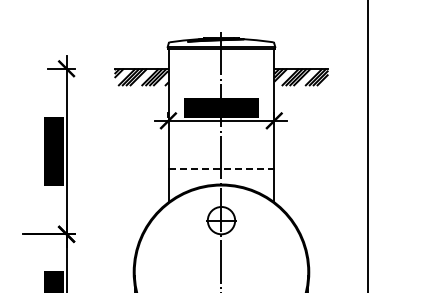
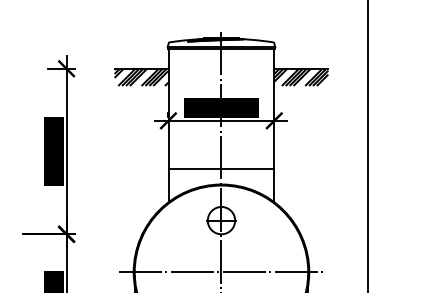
line: dashed -> solid (221, 168)
line: none -> present (221, 272)
